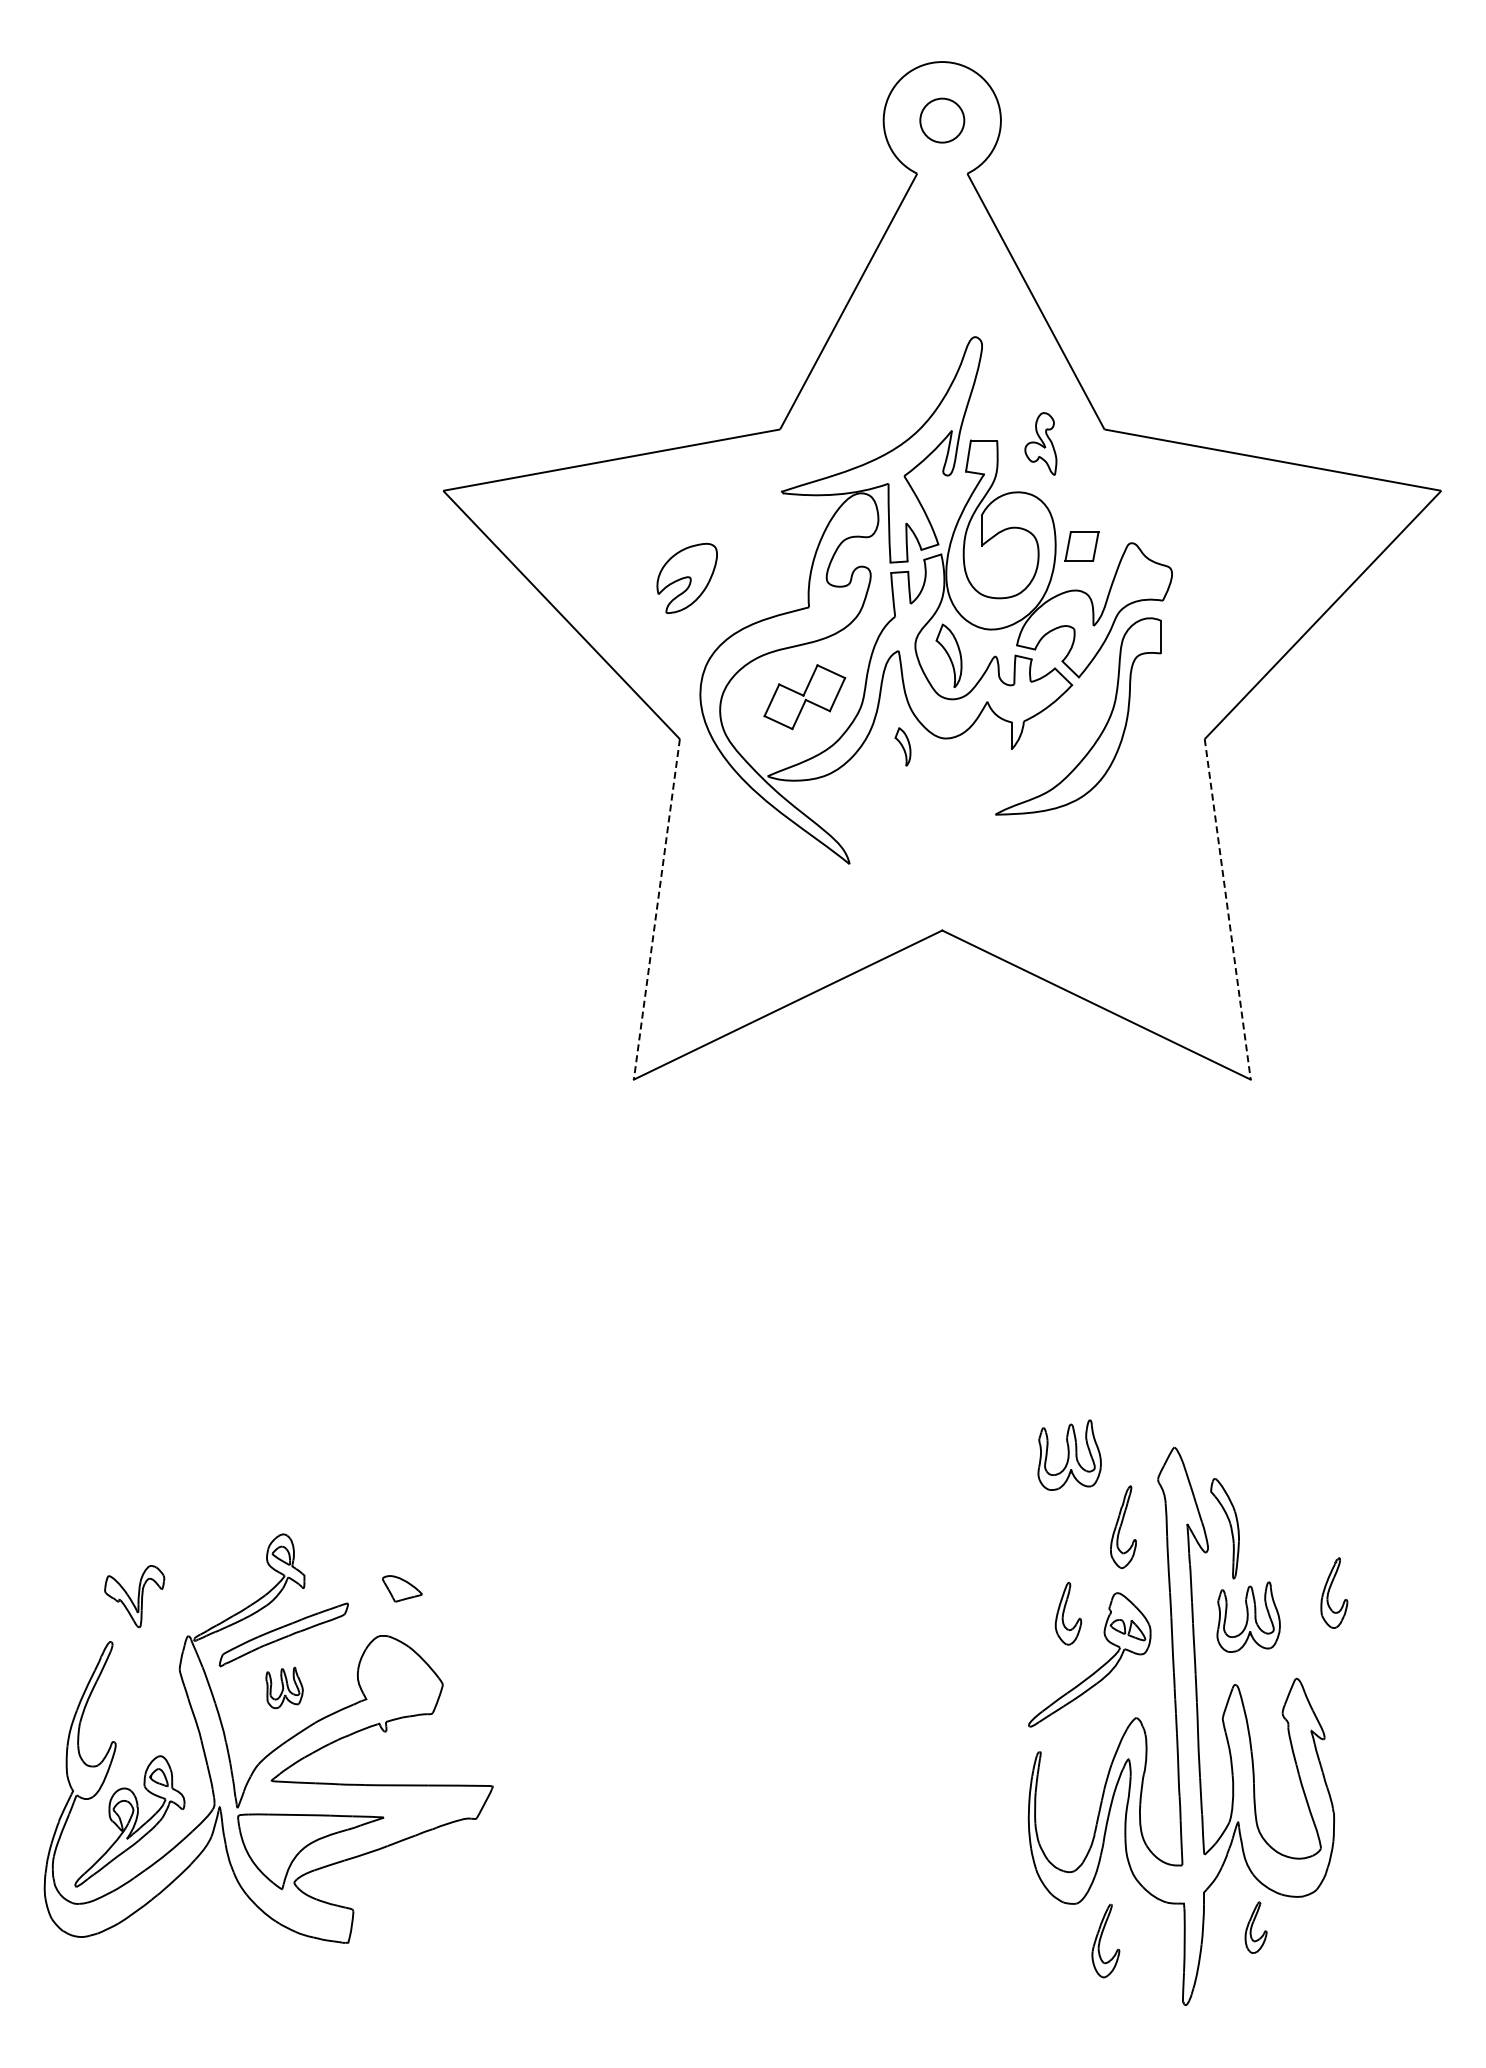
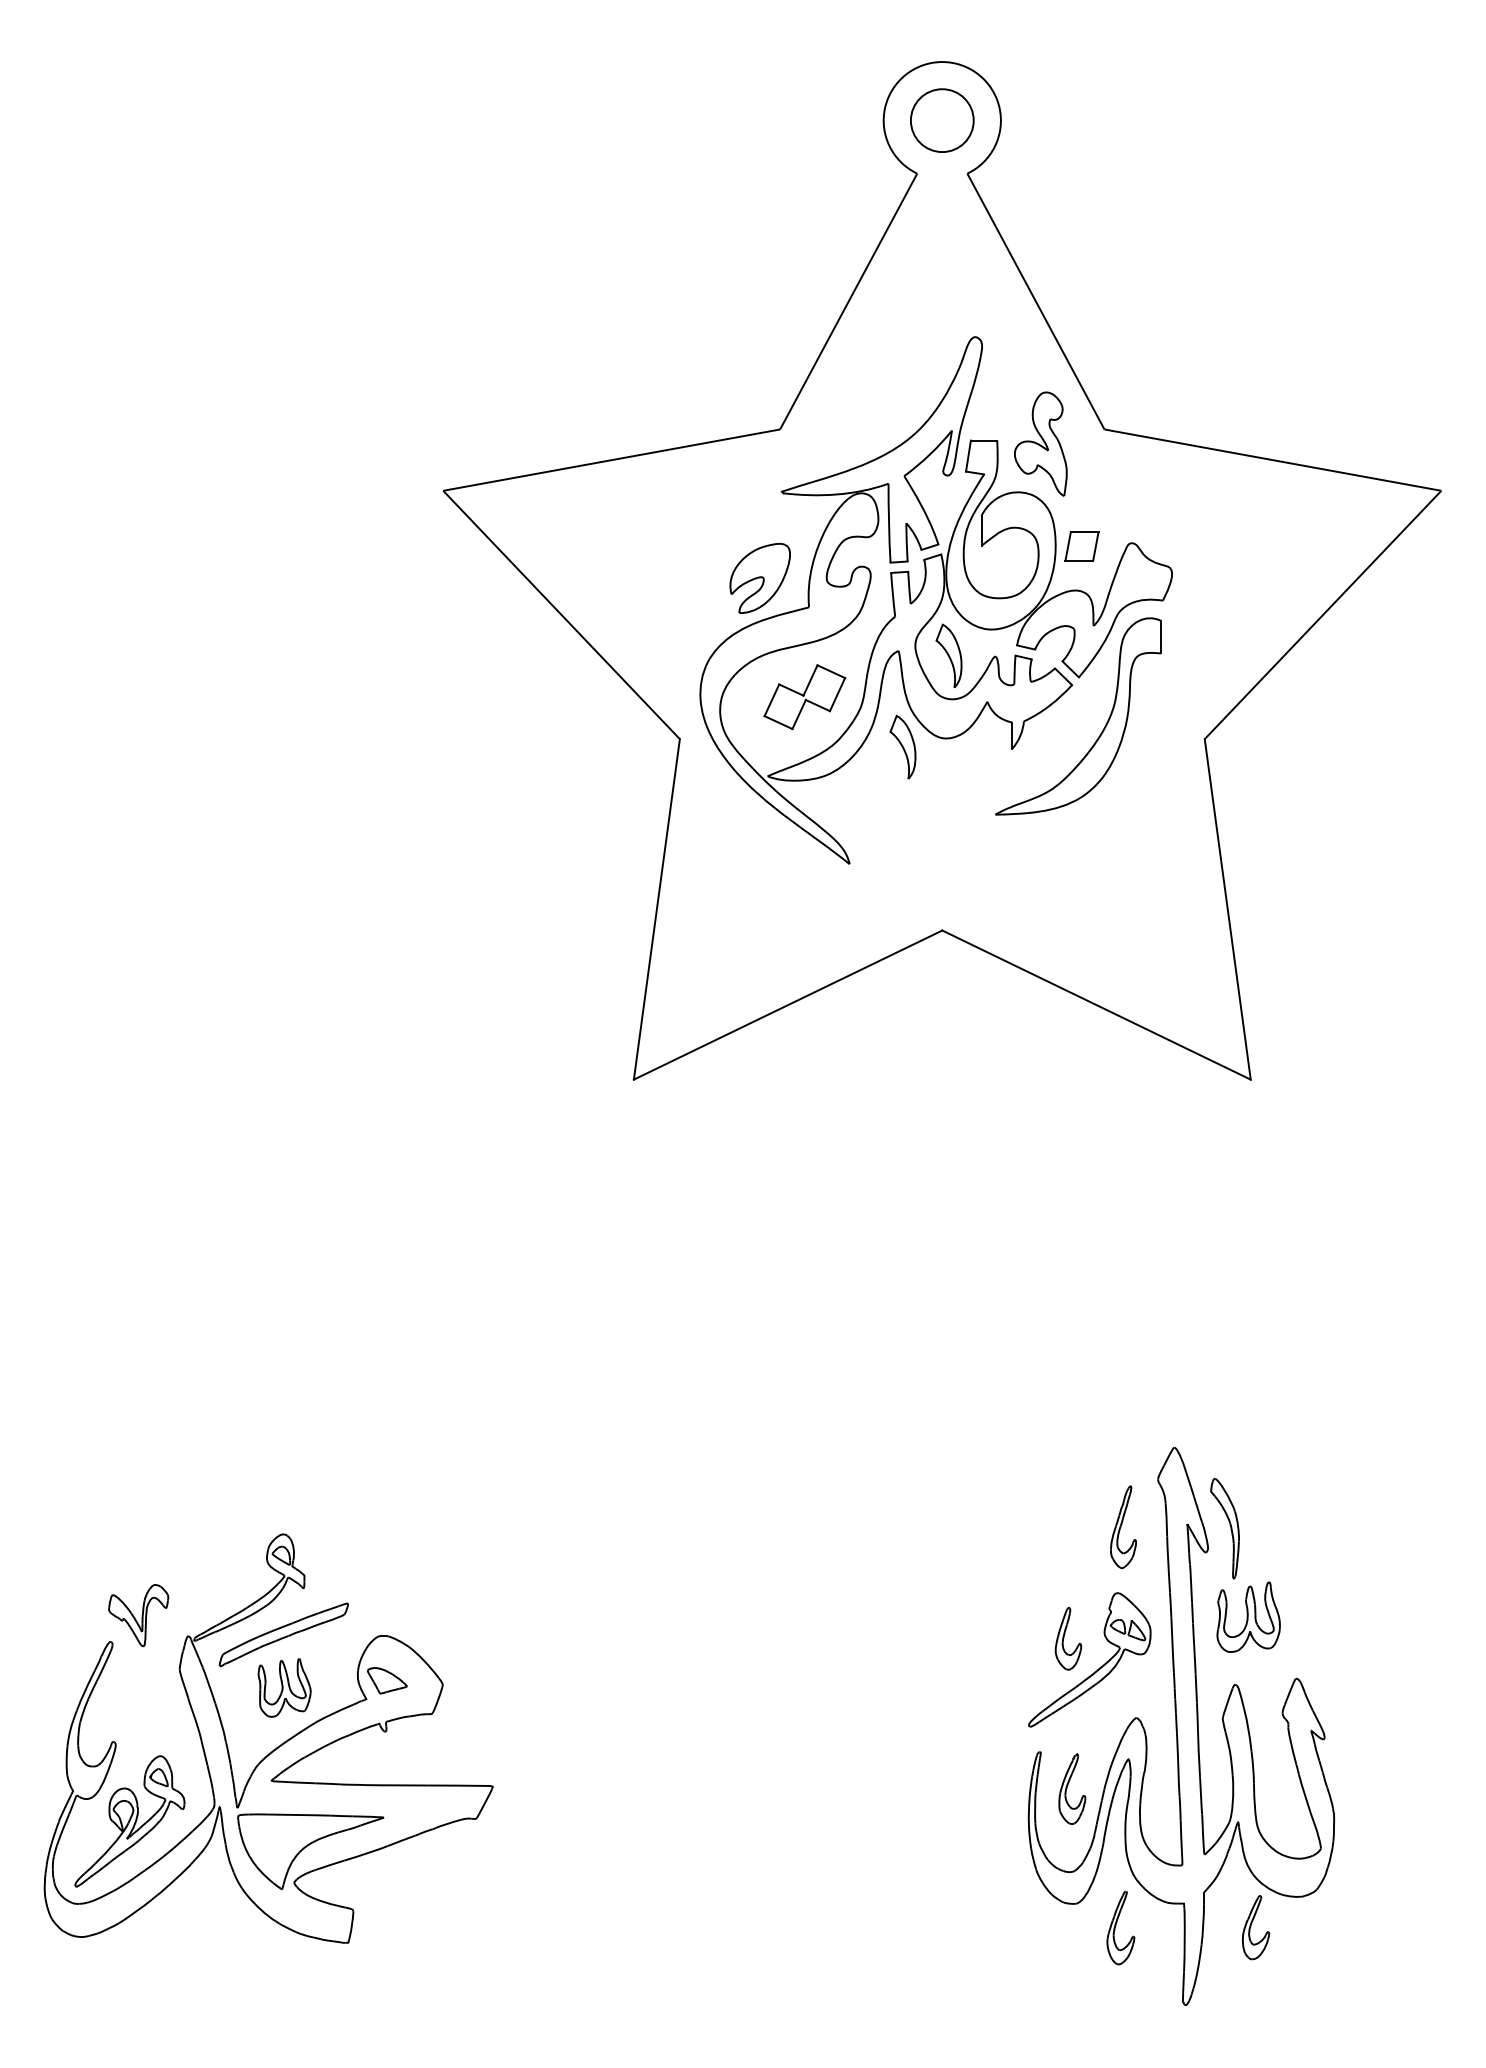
circle diameter: 44 px -> 63 px (941, 120)
part size: 34x64 px -> 54x106 px (1040, 443)
part position: (686, 577) -> (759, 577) (759, 577)
part size: 18x40 px -> 28x66 px (902, 746)
line: dashed -> solid (656, 909)
line: dashed -> solid (1227, 909)
part: present -> none (1069, 1454)
part position: (402, 1588) -> (387, 1680) (387, 1680)
part position: (1334, 1592) -> (1072, 1788) (1072, 1788)
part position: (134, 1596) -> (138, 1615) (138, 1615)
part position: (1068, 1613) -> (1068, 1638) (1068, 1638)
part size: 39x44 px -> 55x60 px (284, 1687)
part size: 24x53 px -> 29x66 px (1256, 1927)
part position: (1105, 1940) -> (1120, 1927) (1120, 1927)
